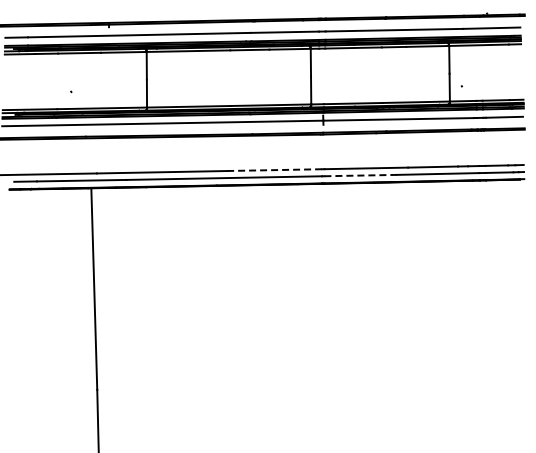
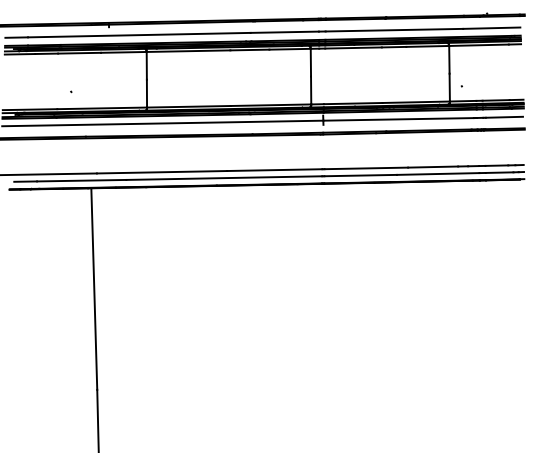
line: dashed -> solid (274, 170)
line: dashed -> solid (361, 175)
